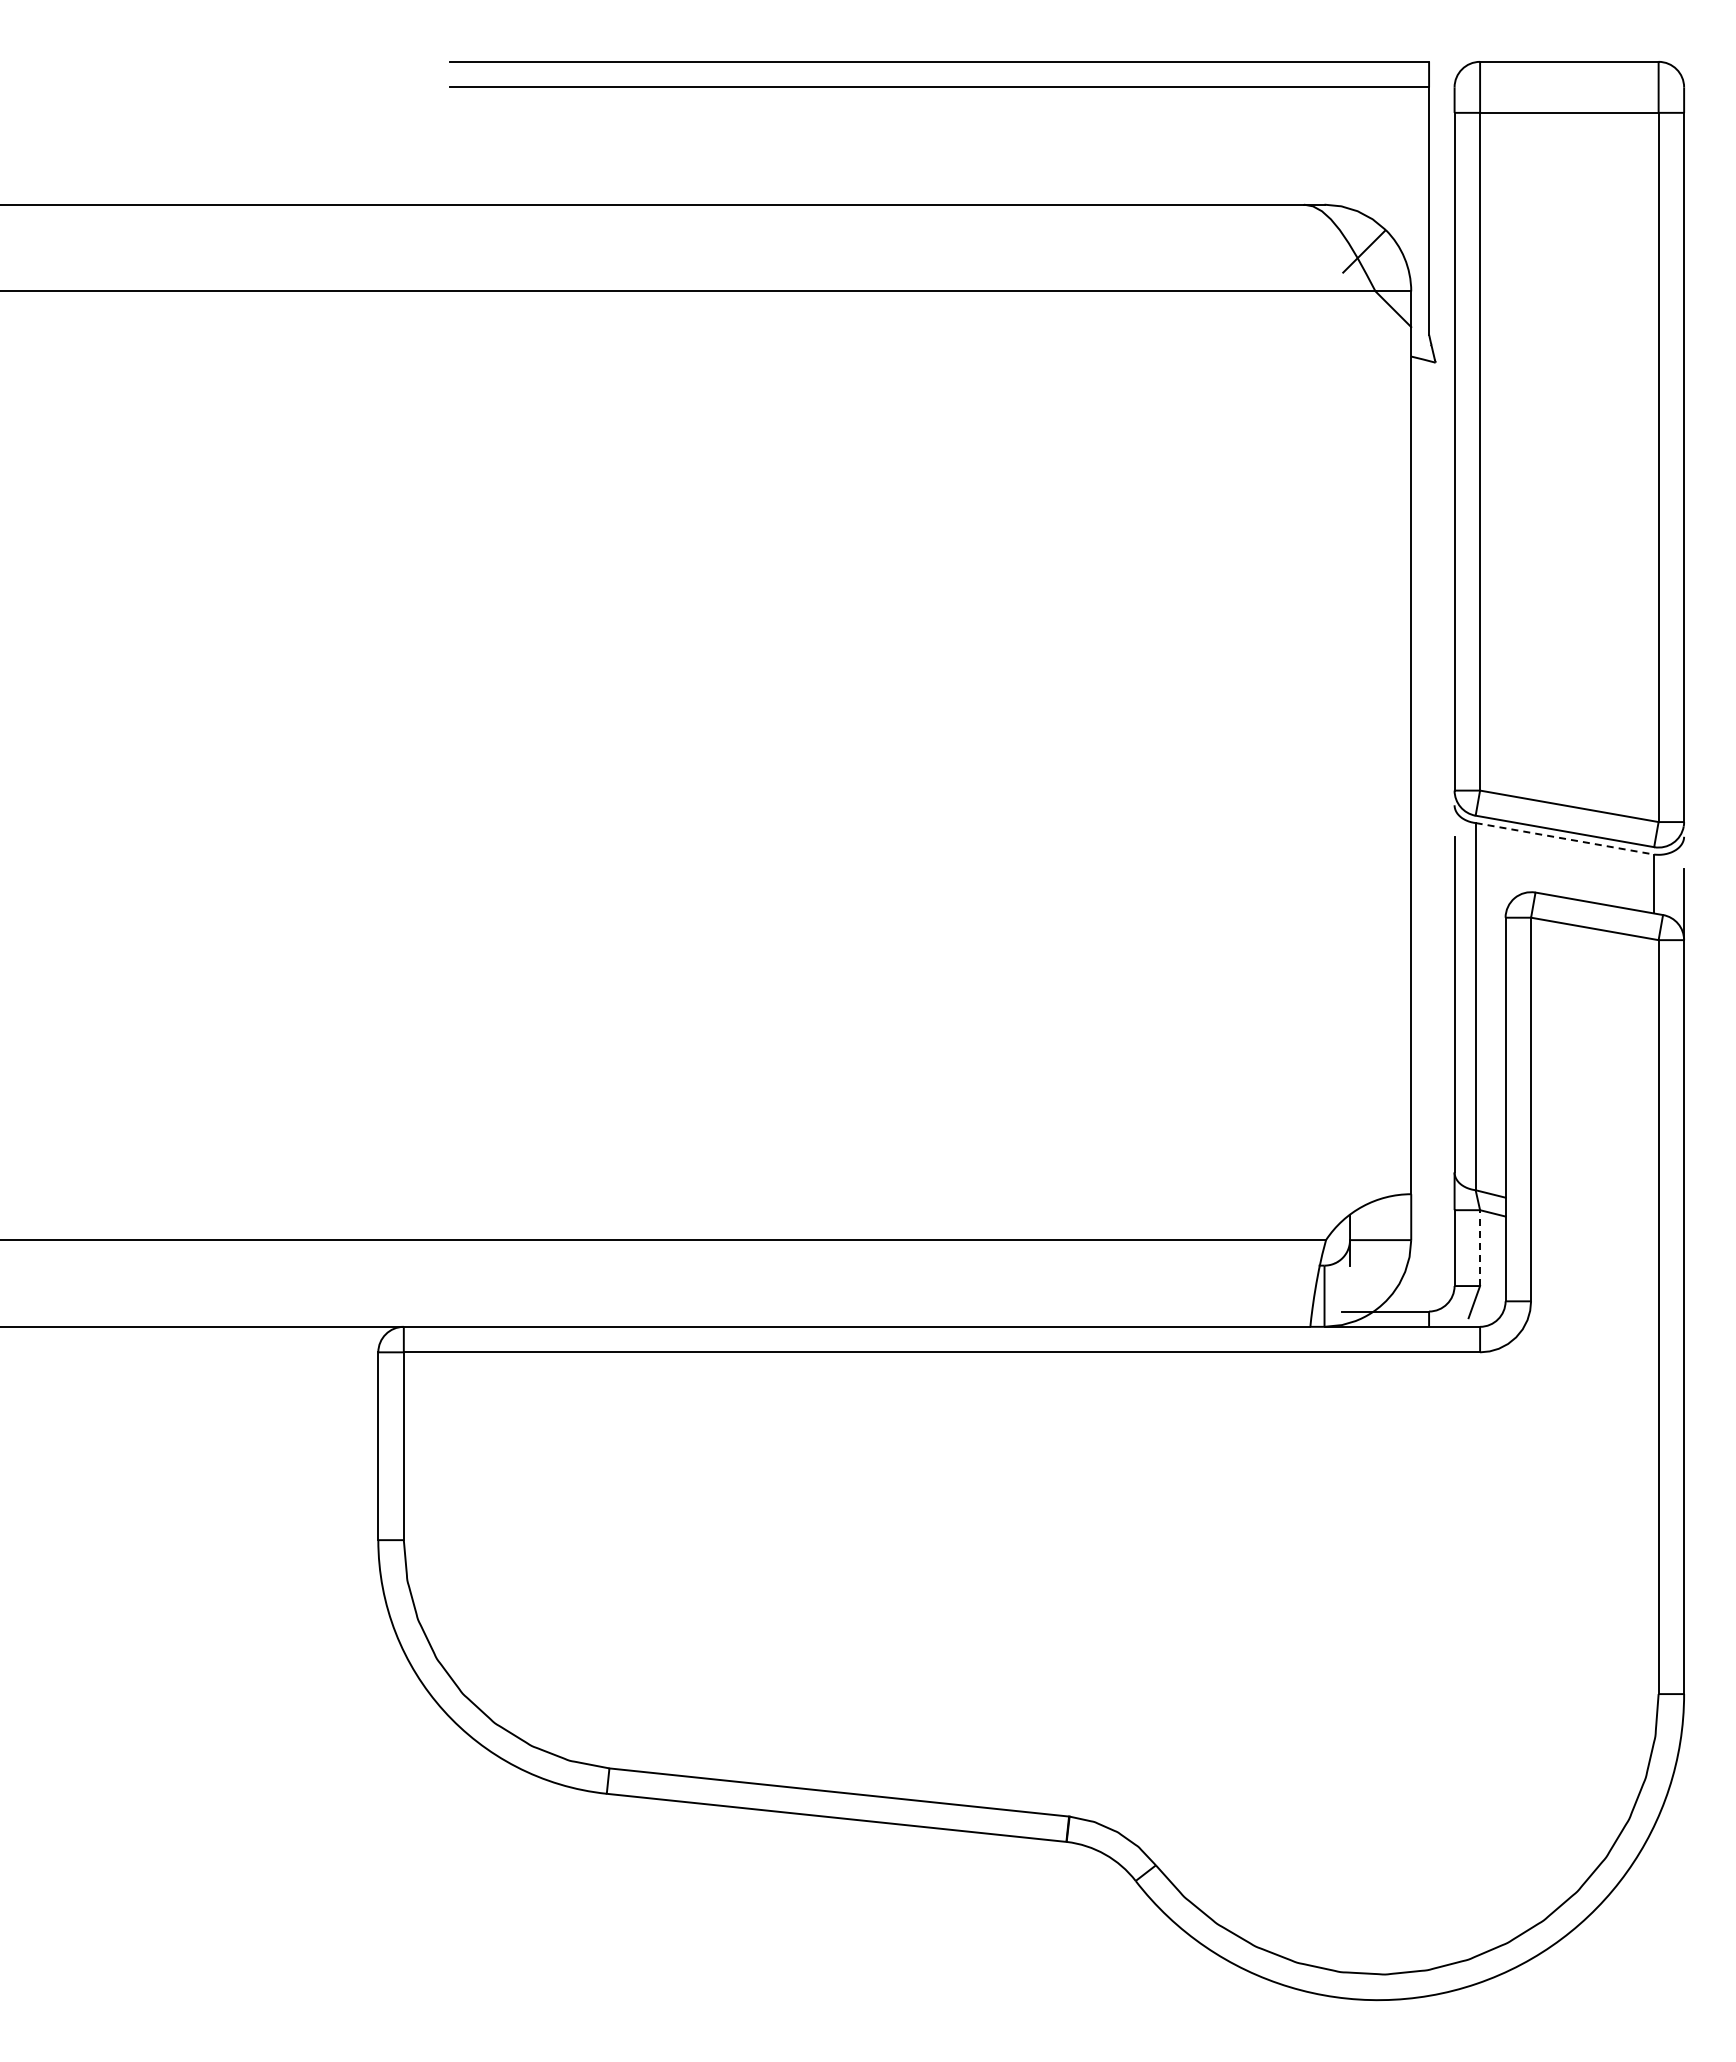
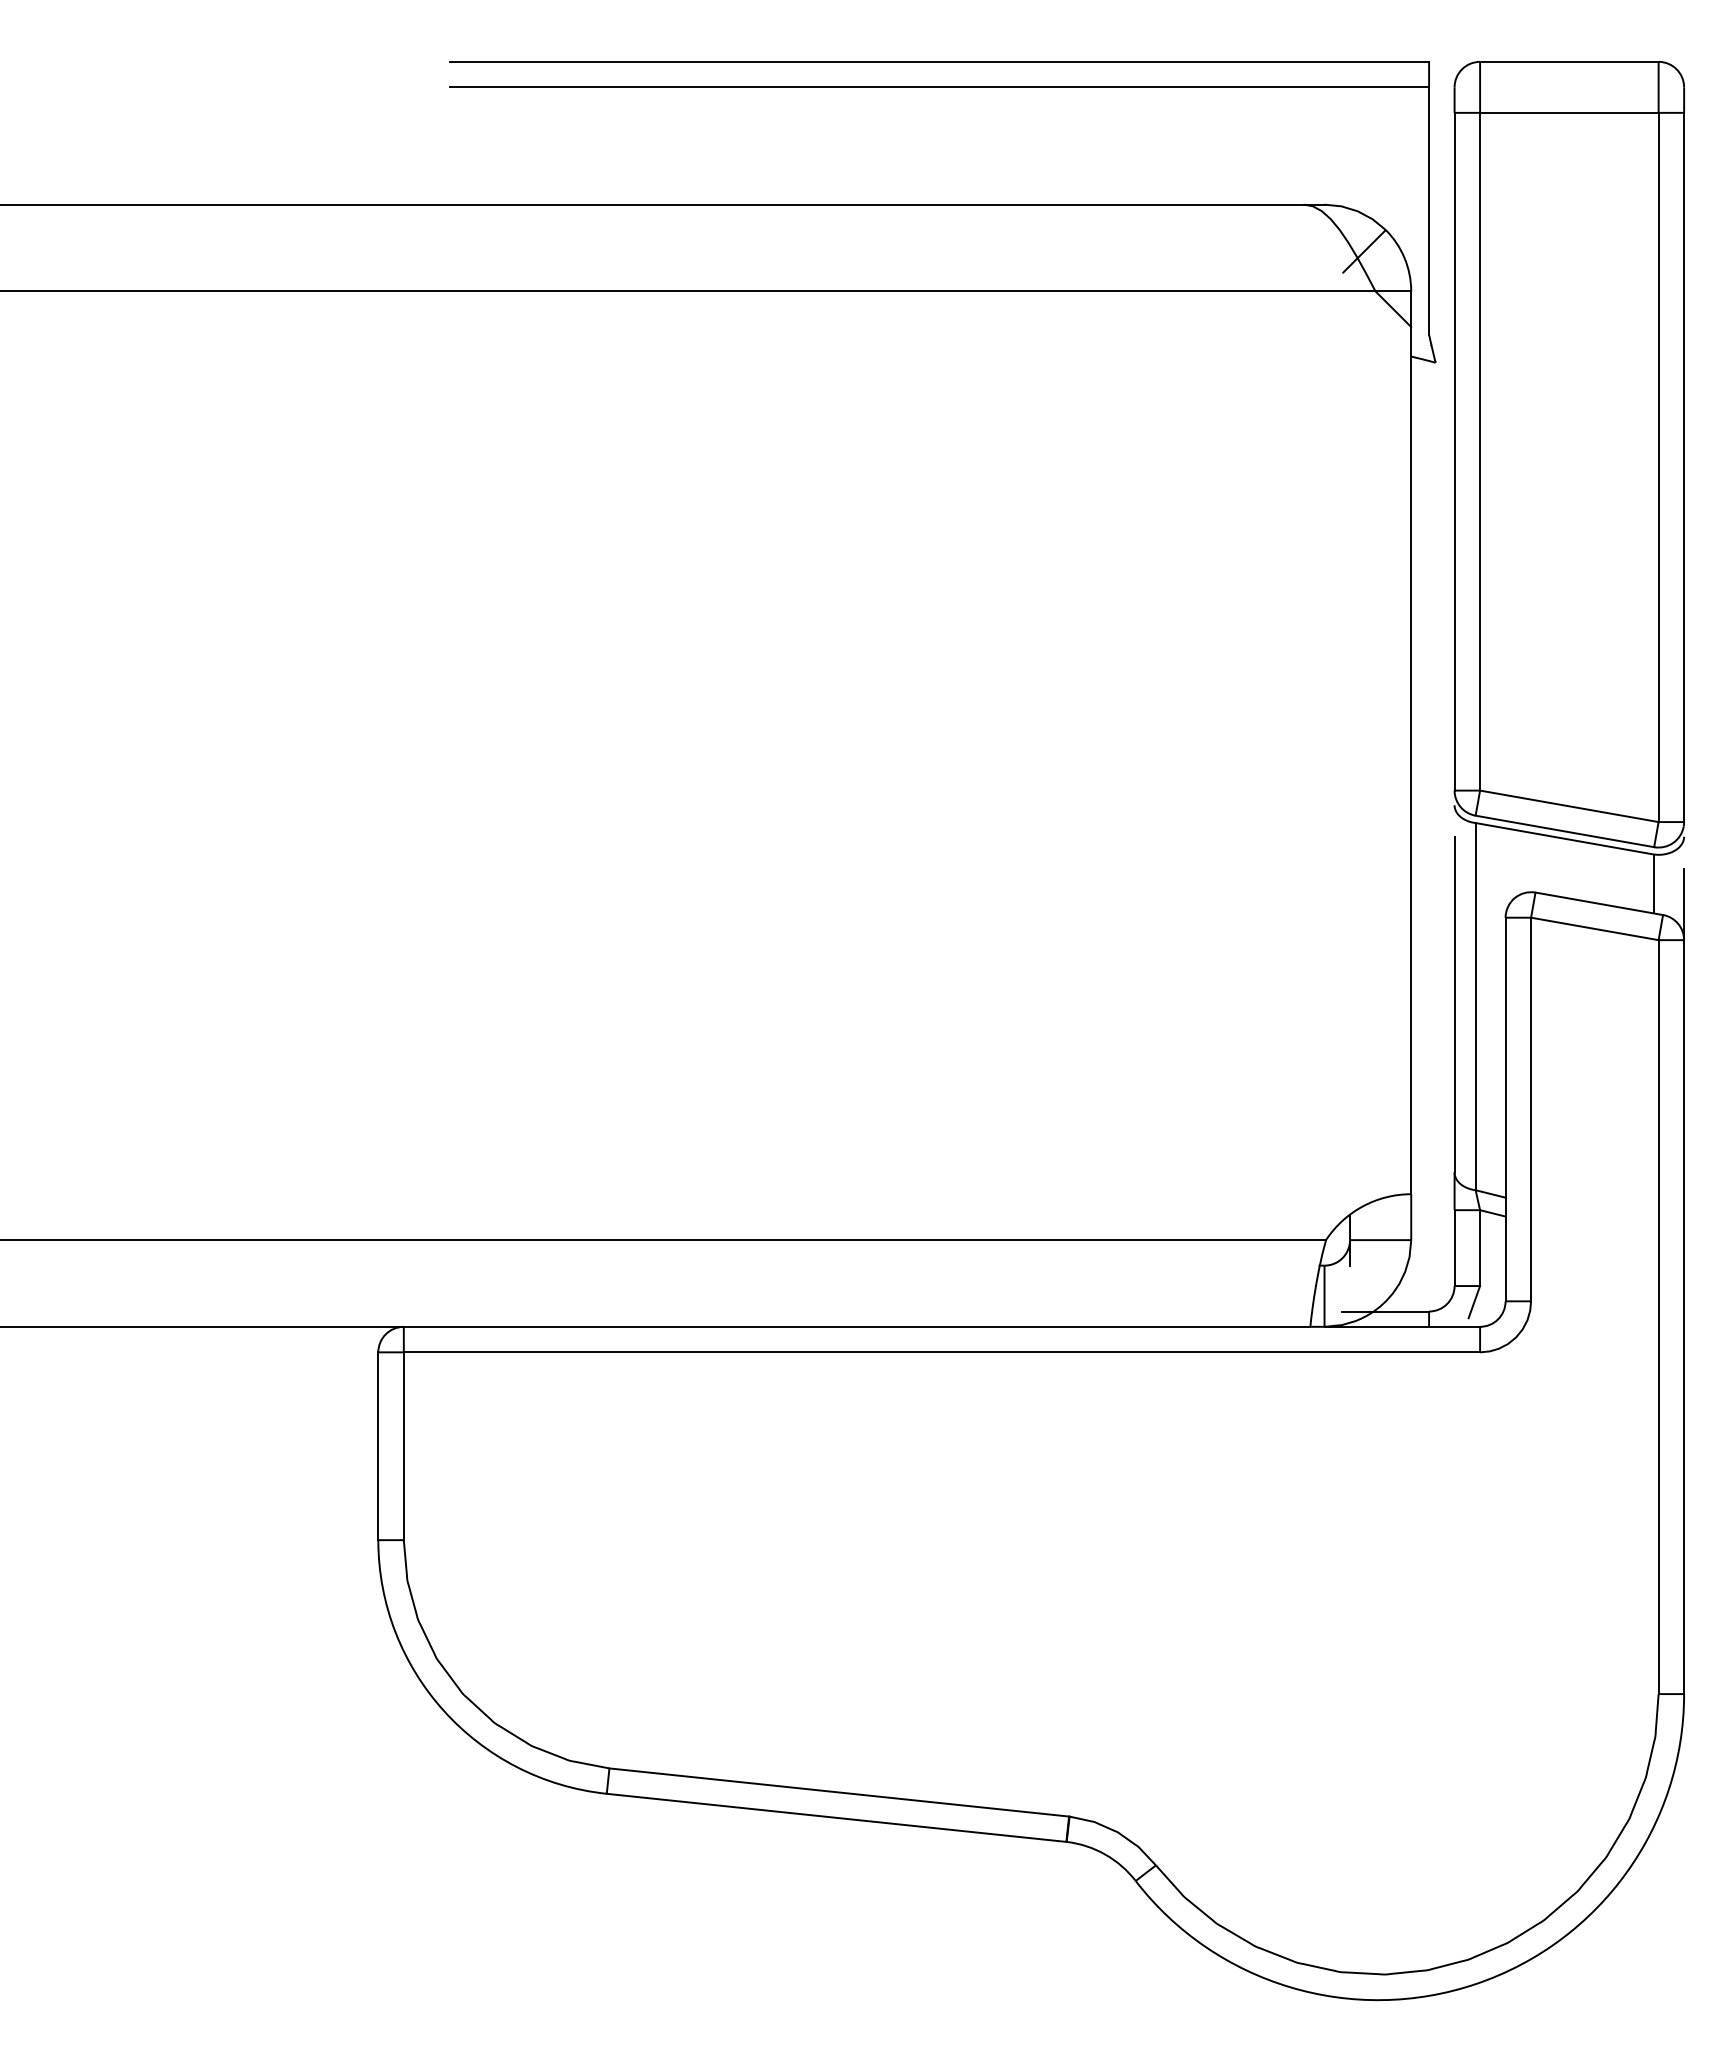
line: dashed -> solid (1564, 838)
line: dashed -> solid (1480, 1248)
